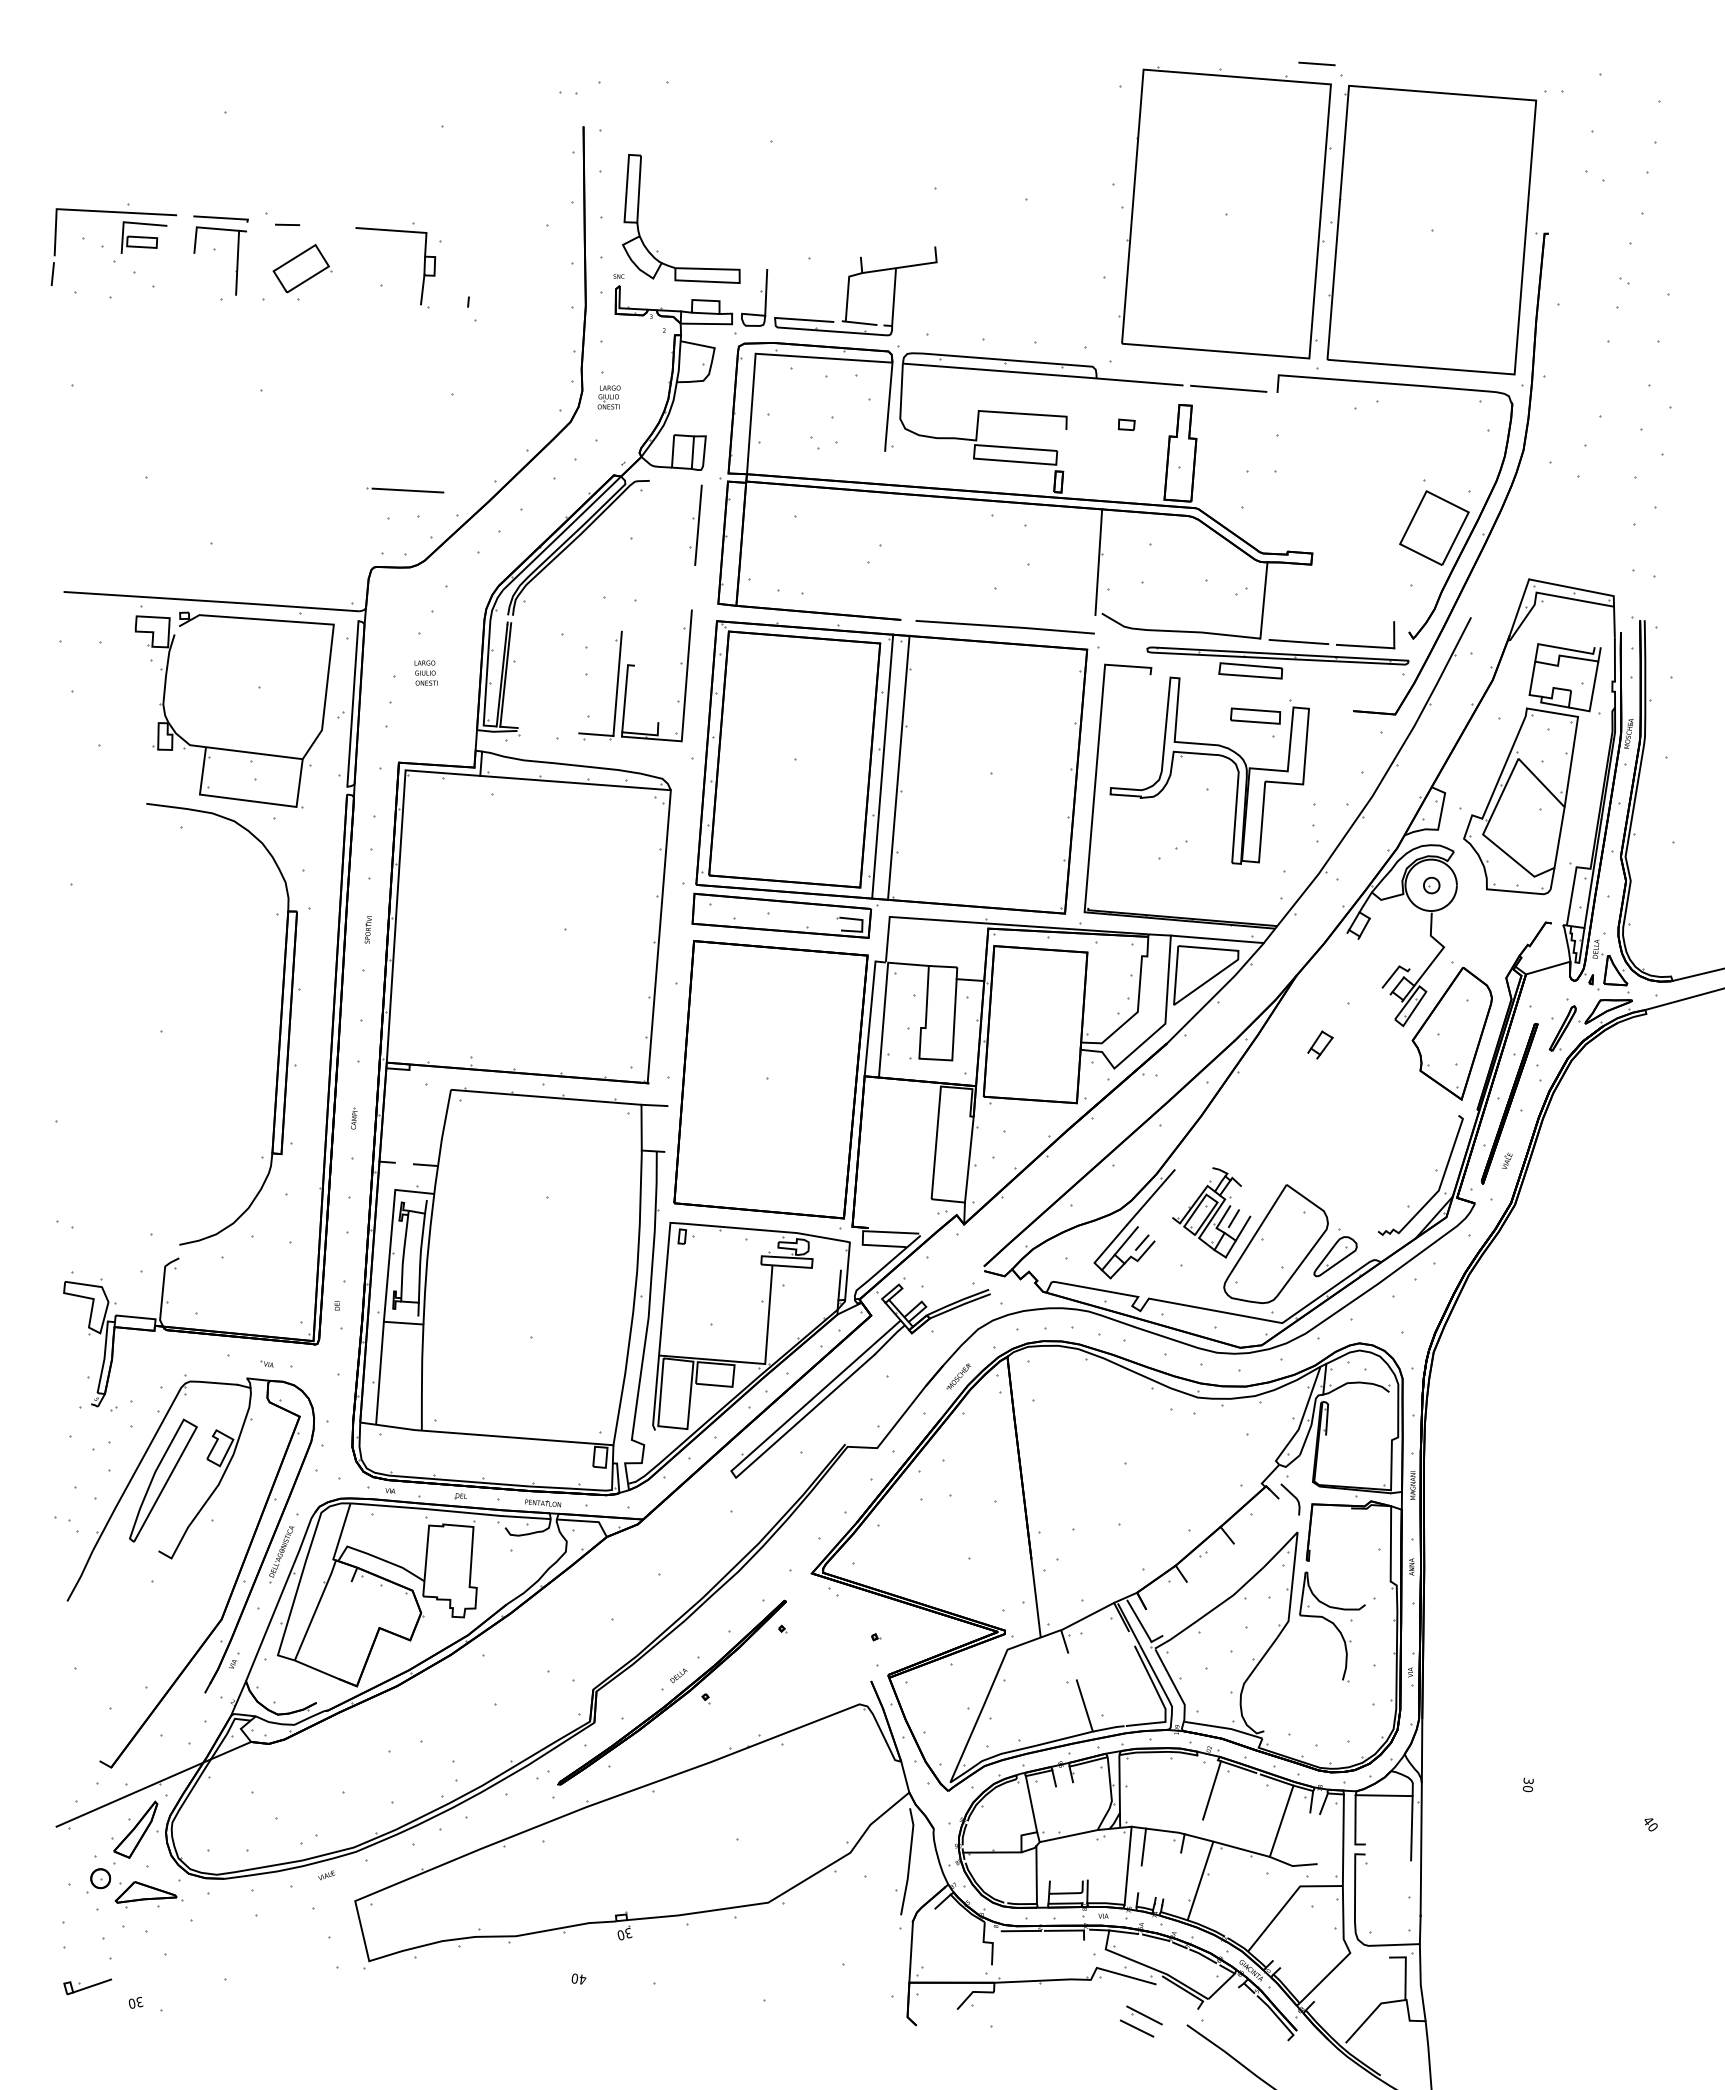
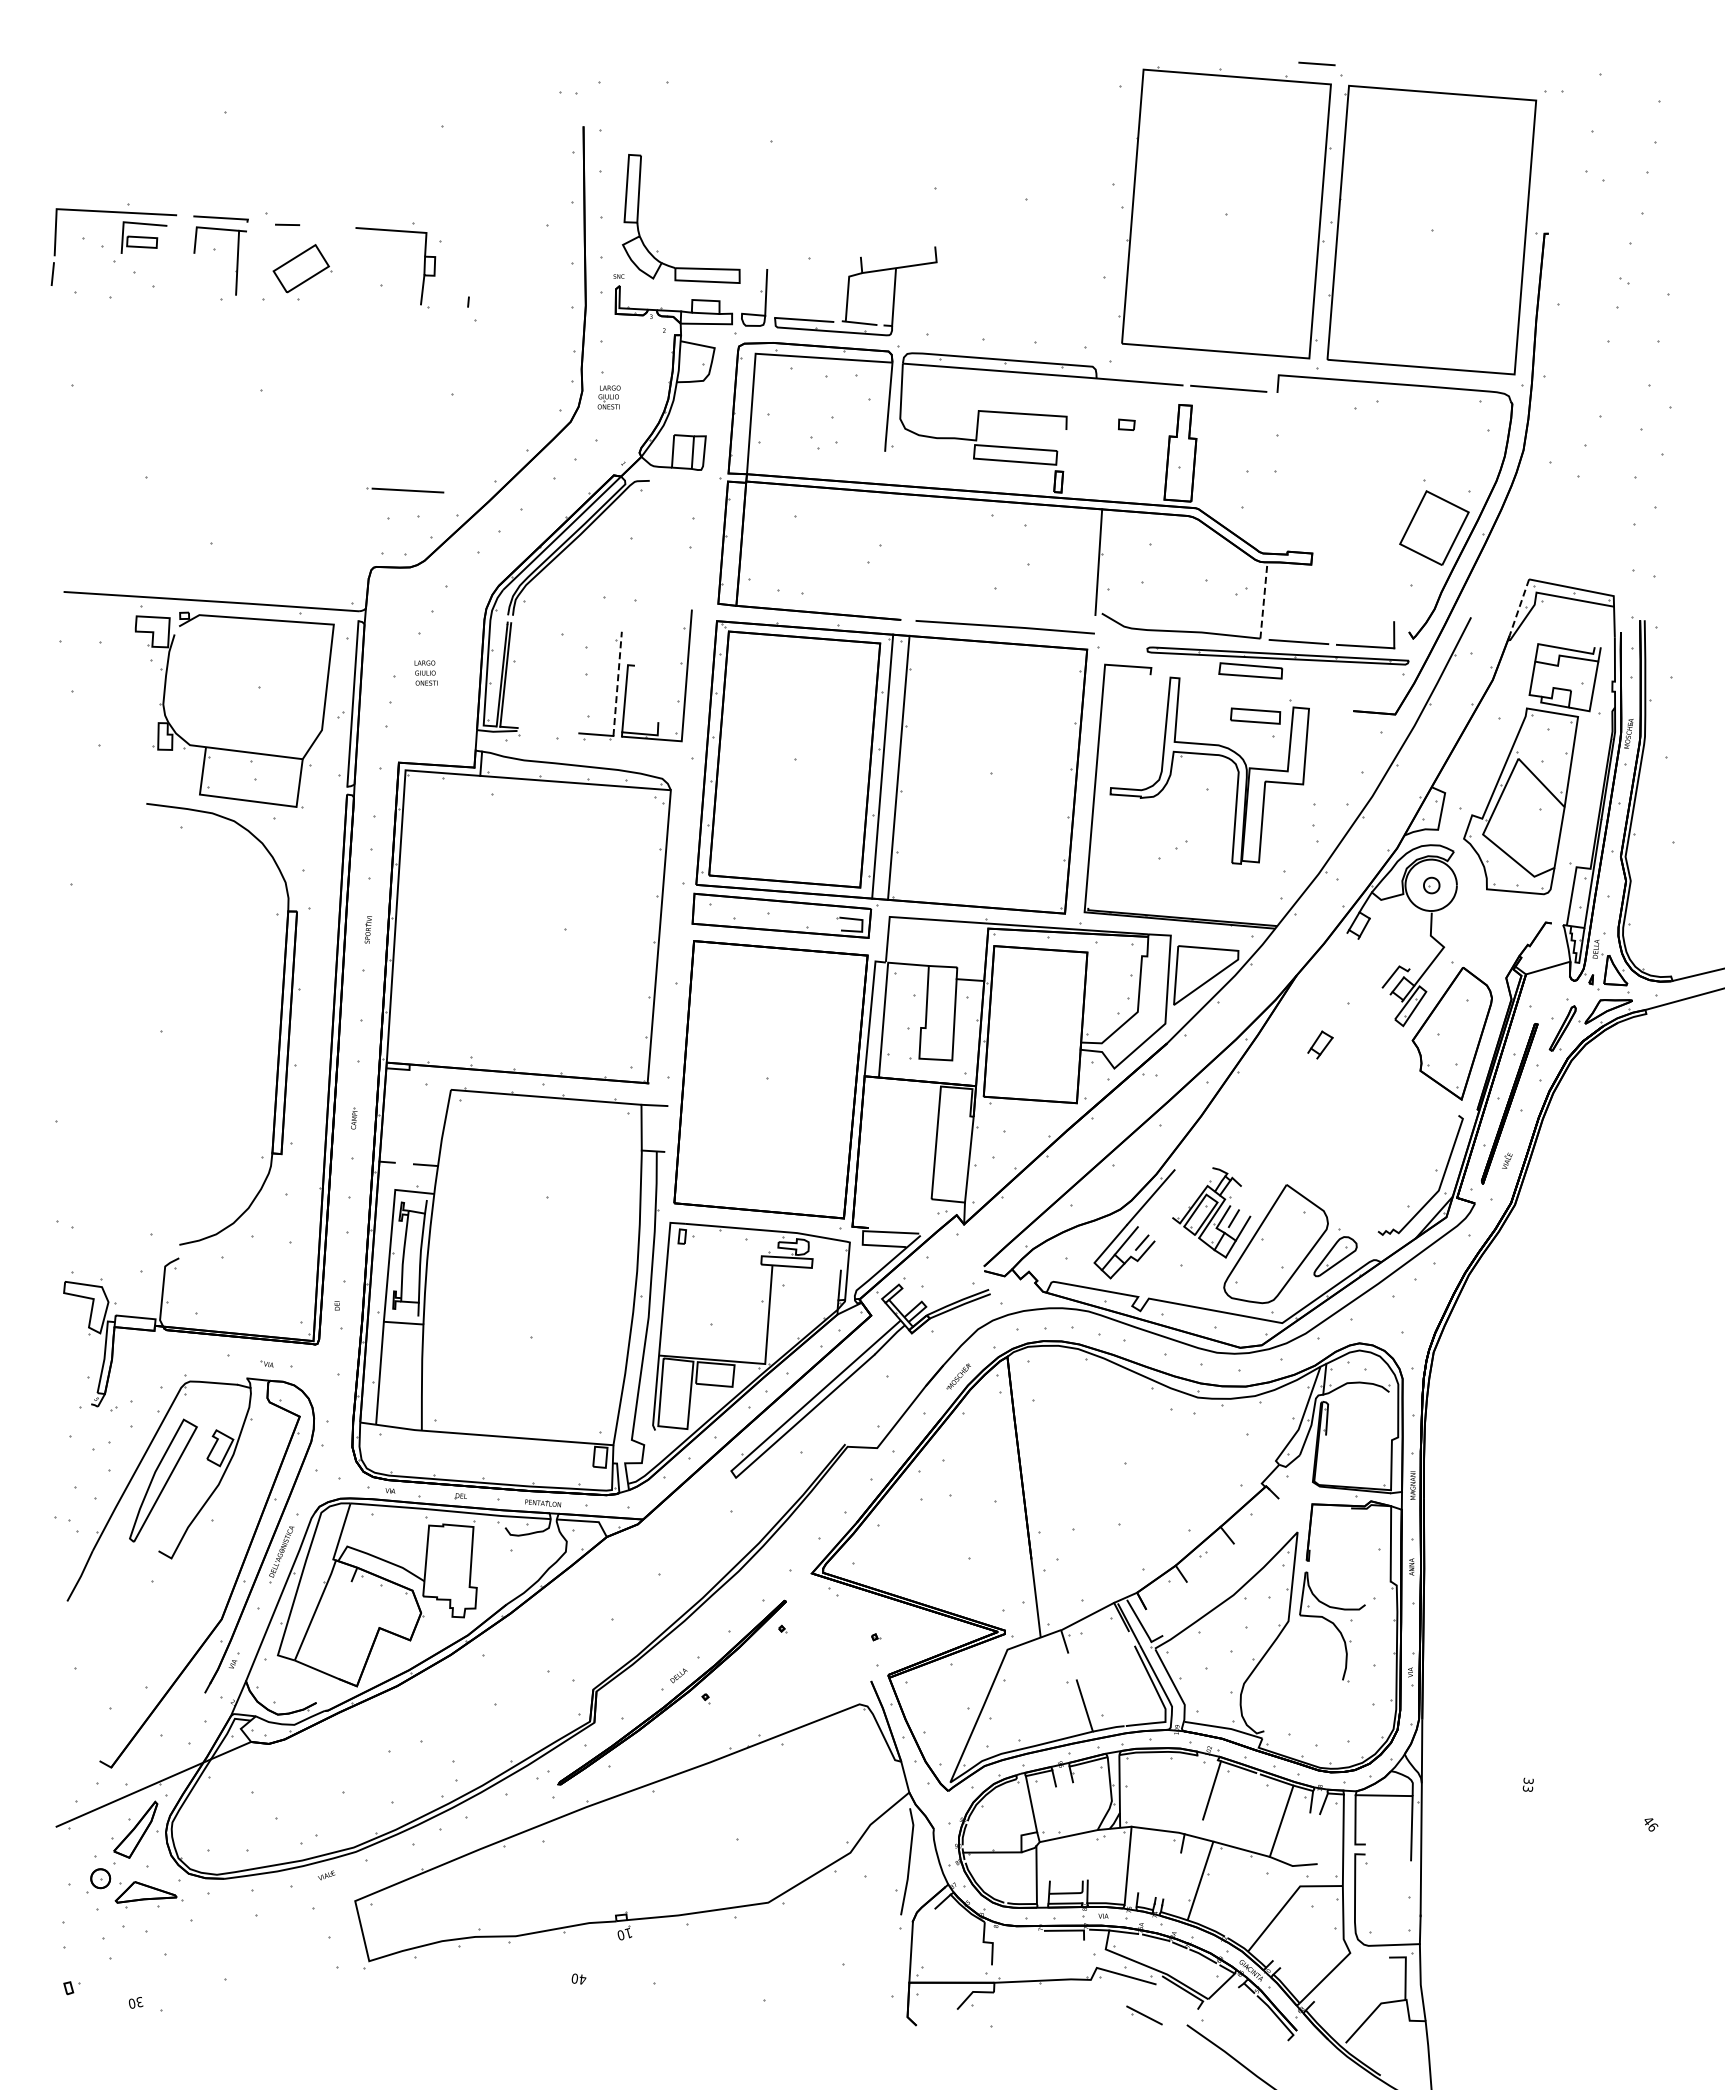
line: present -> none (698, 525)
line: solid -> dashed (1264, 599)
line: solid -> dashed (1519, 607)
line: solid -> dashed (617, 683)
line: present -> none (1216, 939)
line: present -> none (1292, 1496)
text: 30 -> 33 (1528, 1788)
text: 40 -> 46 (1654, 1827)
line: present -> none (1143, 1846)
line: present -> none (1020, 1930)
text: 30 -> 10 (628, 1933)
line: present -> none (92, 1985)
line: present -> none (1136, 2028)
